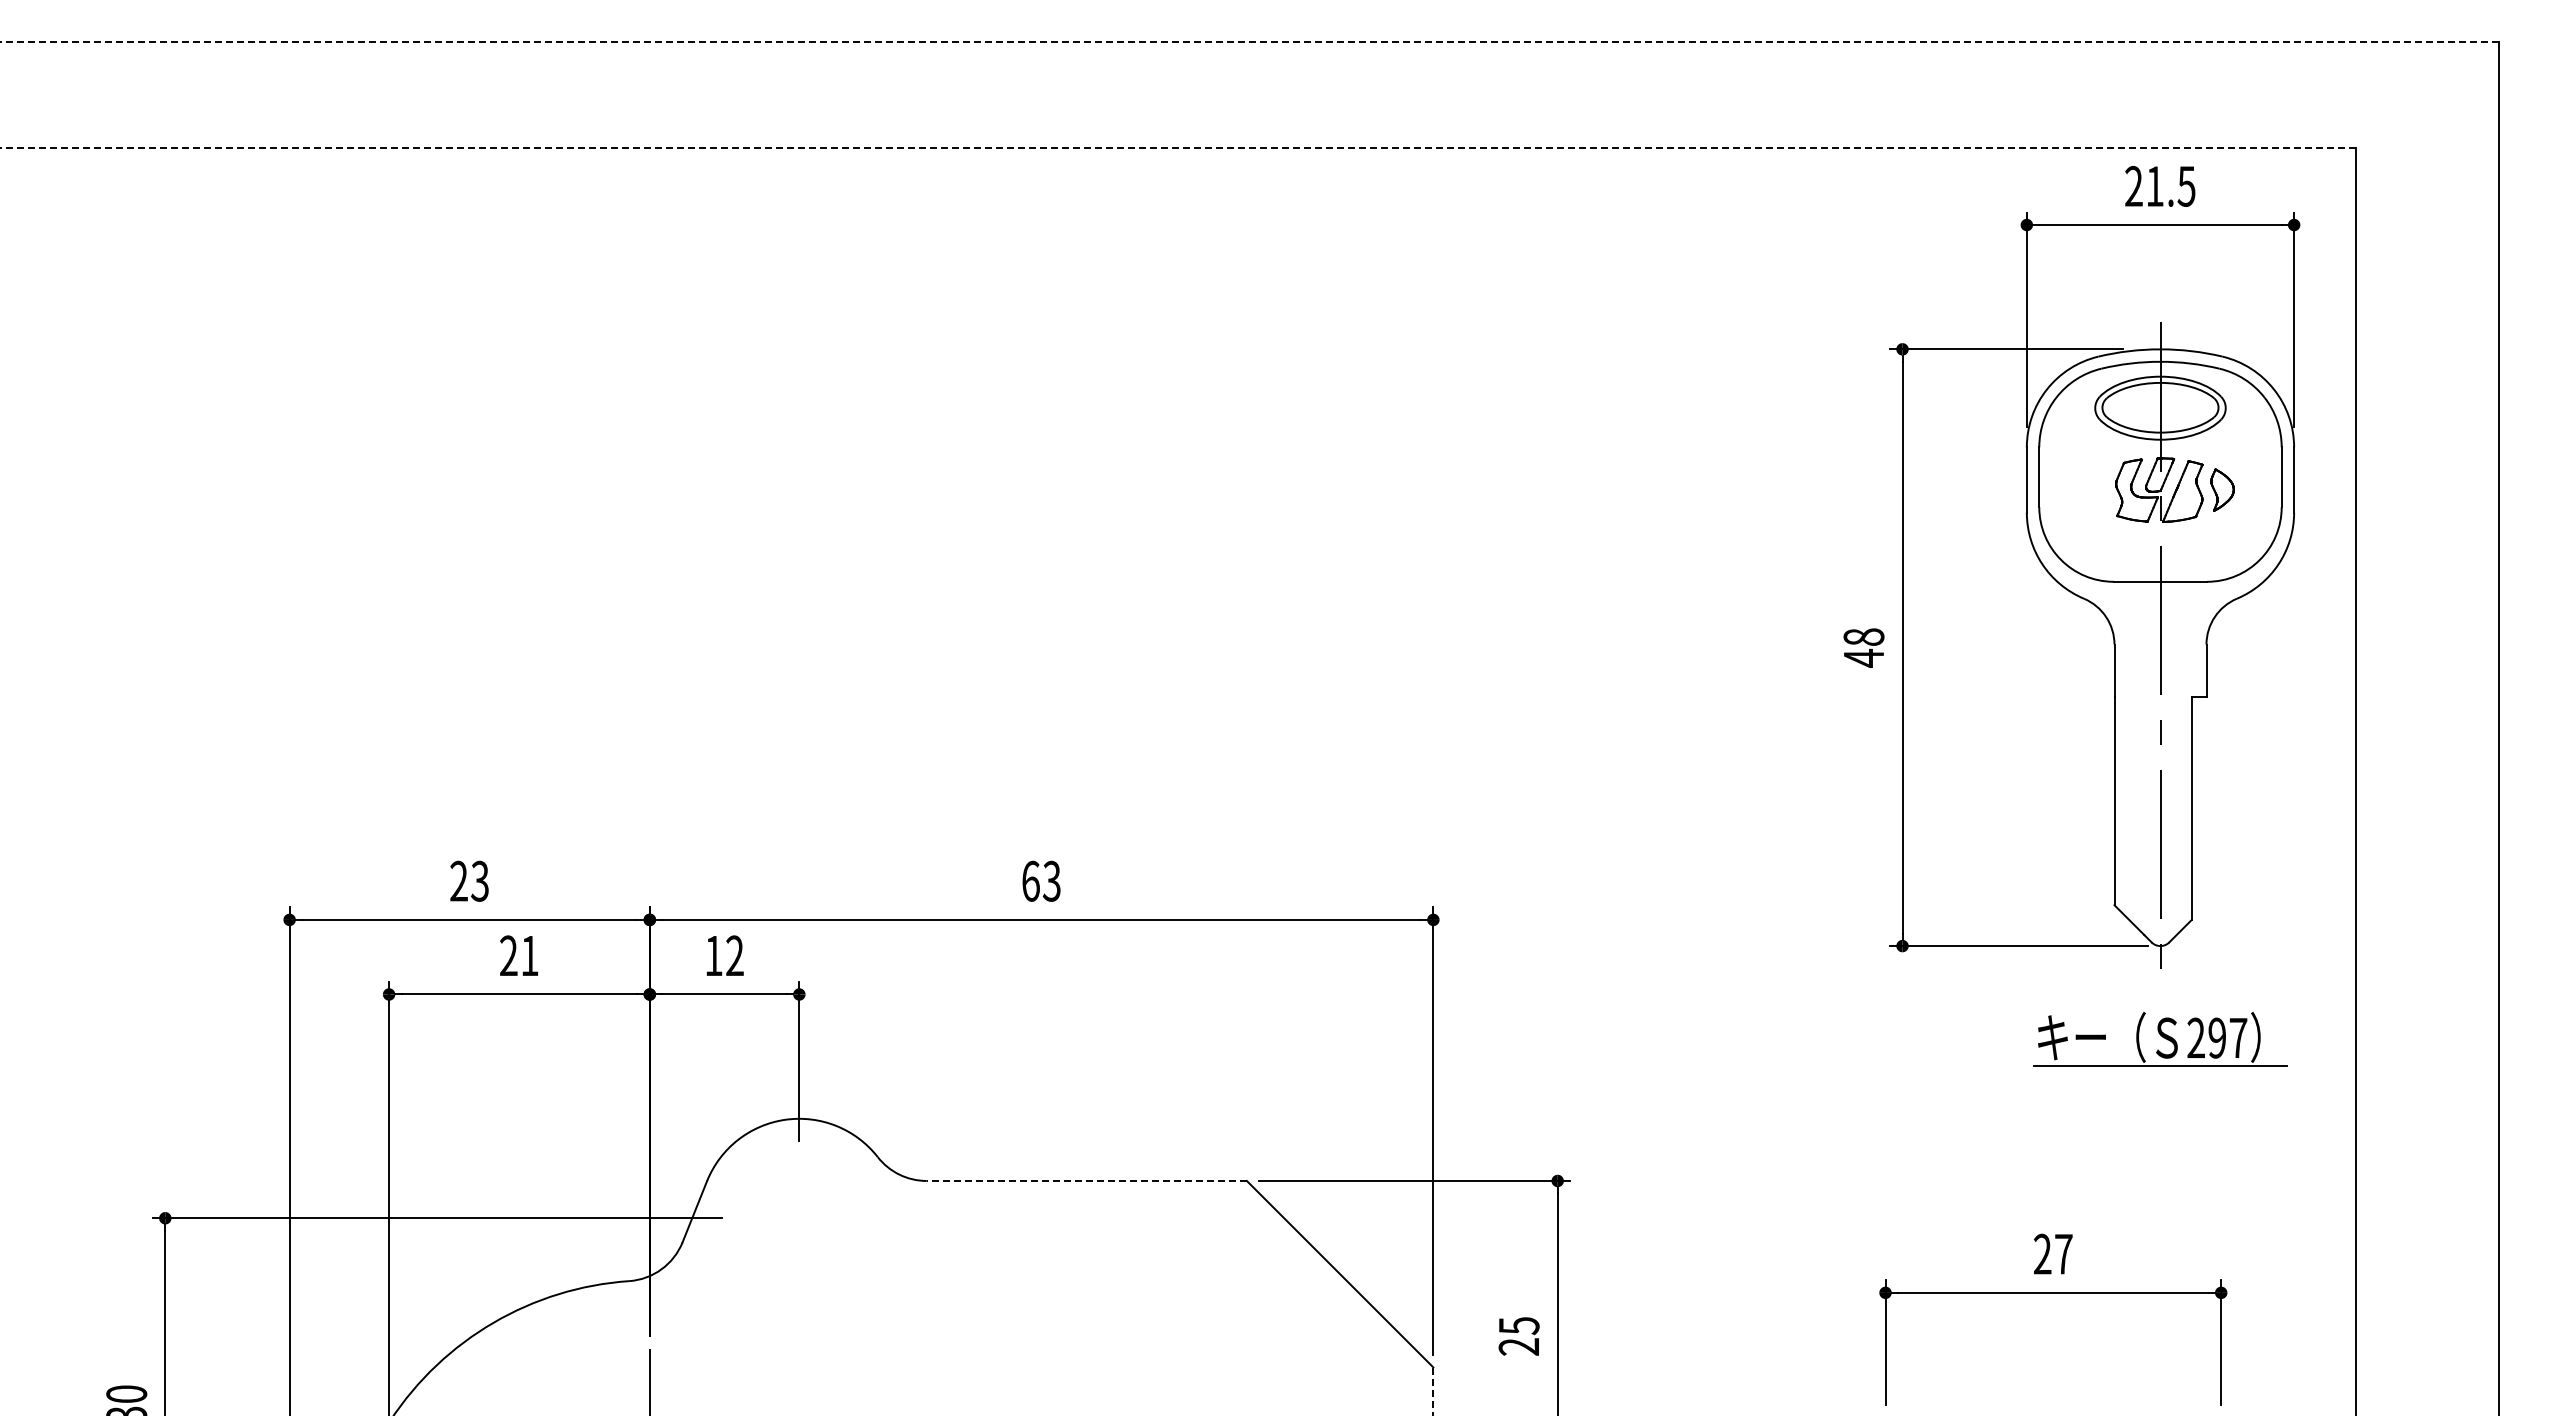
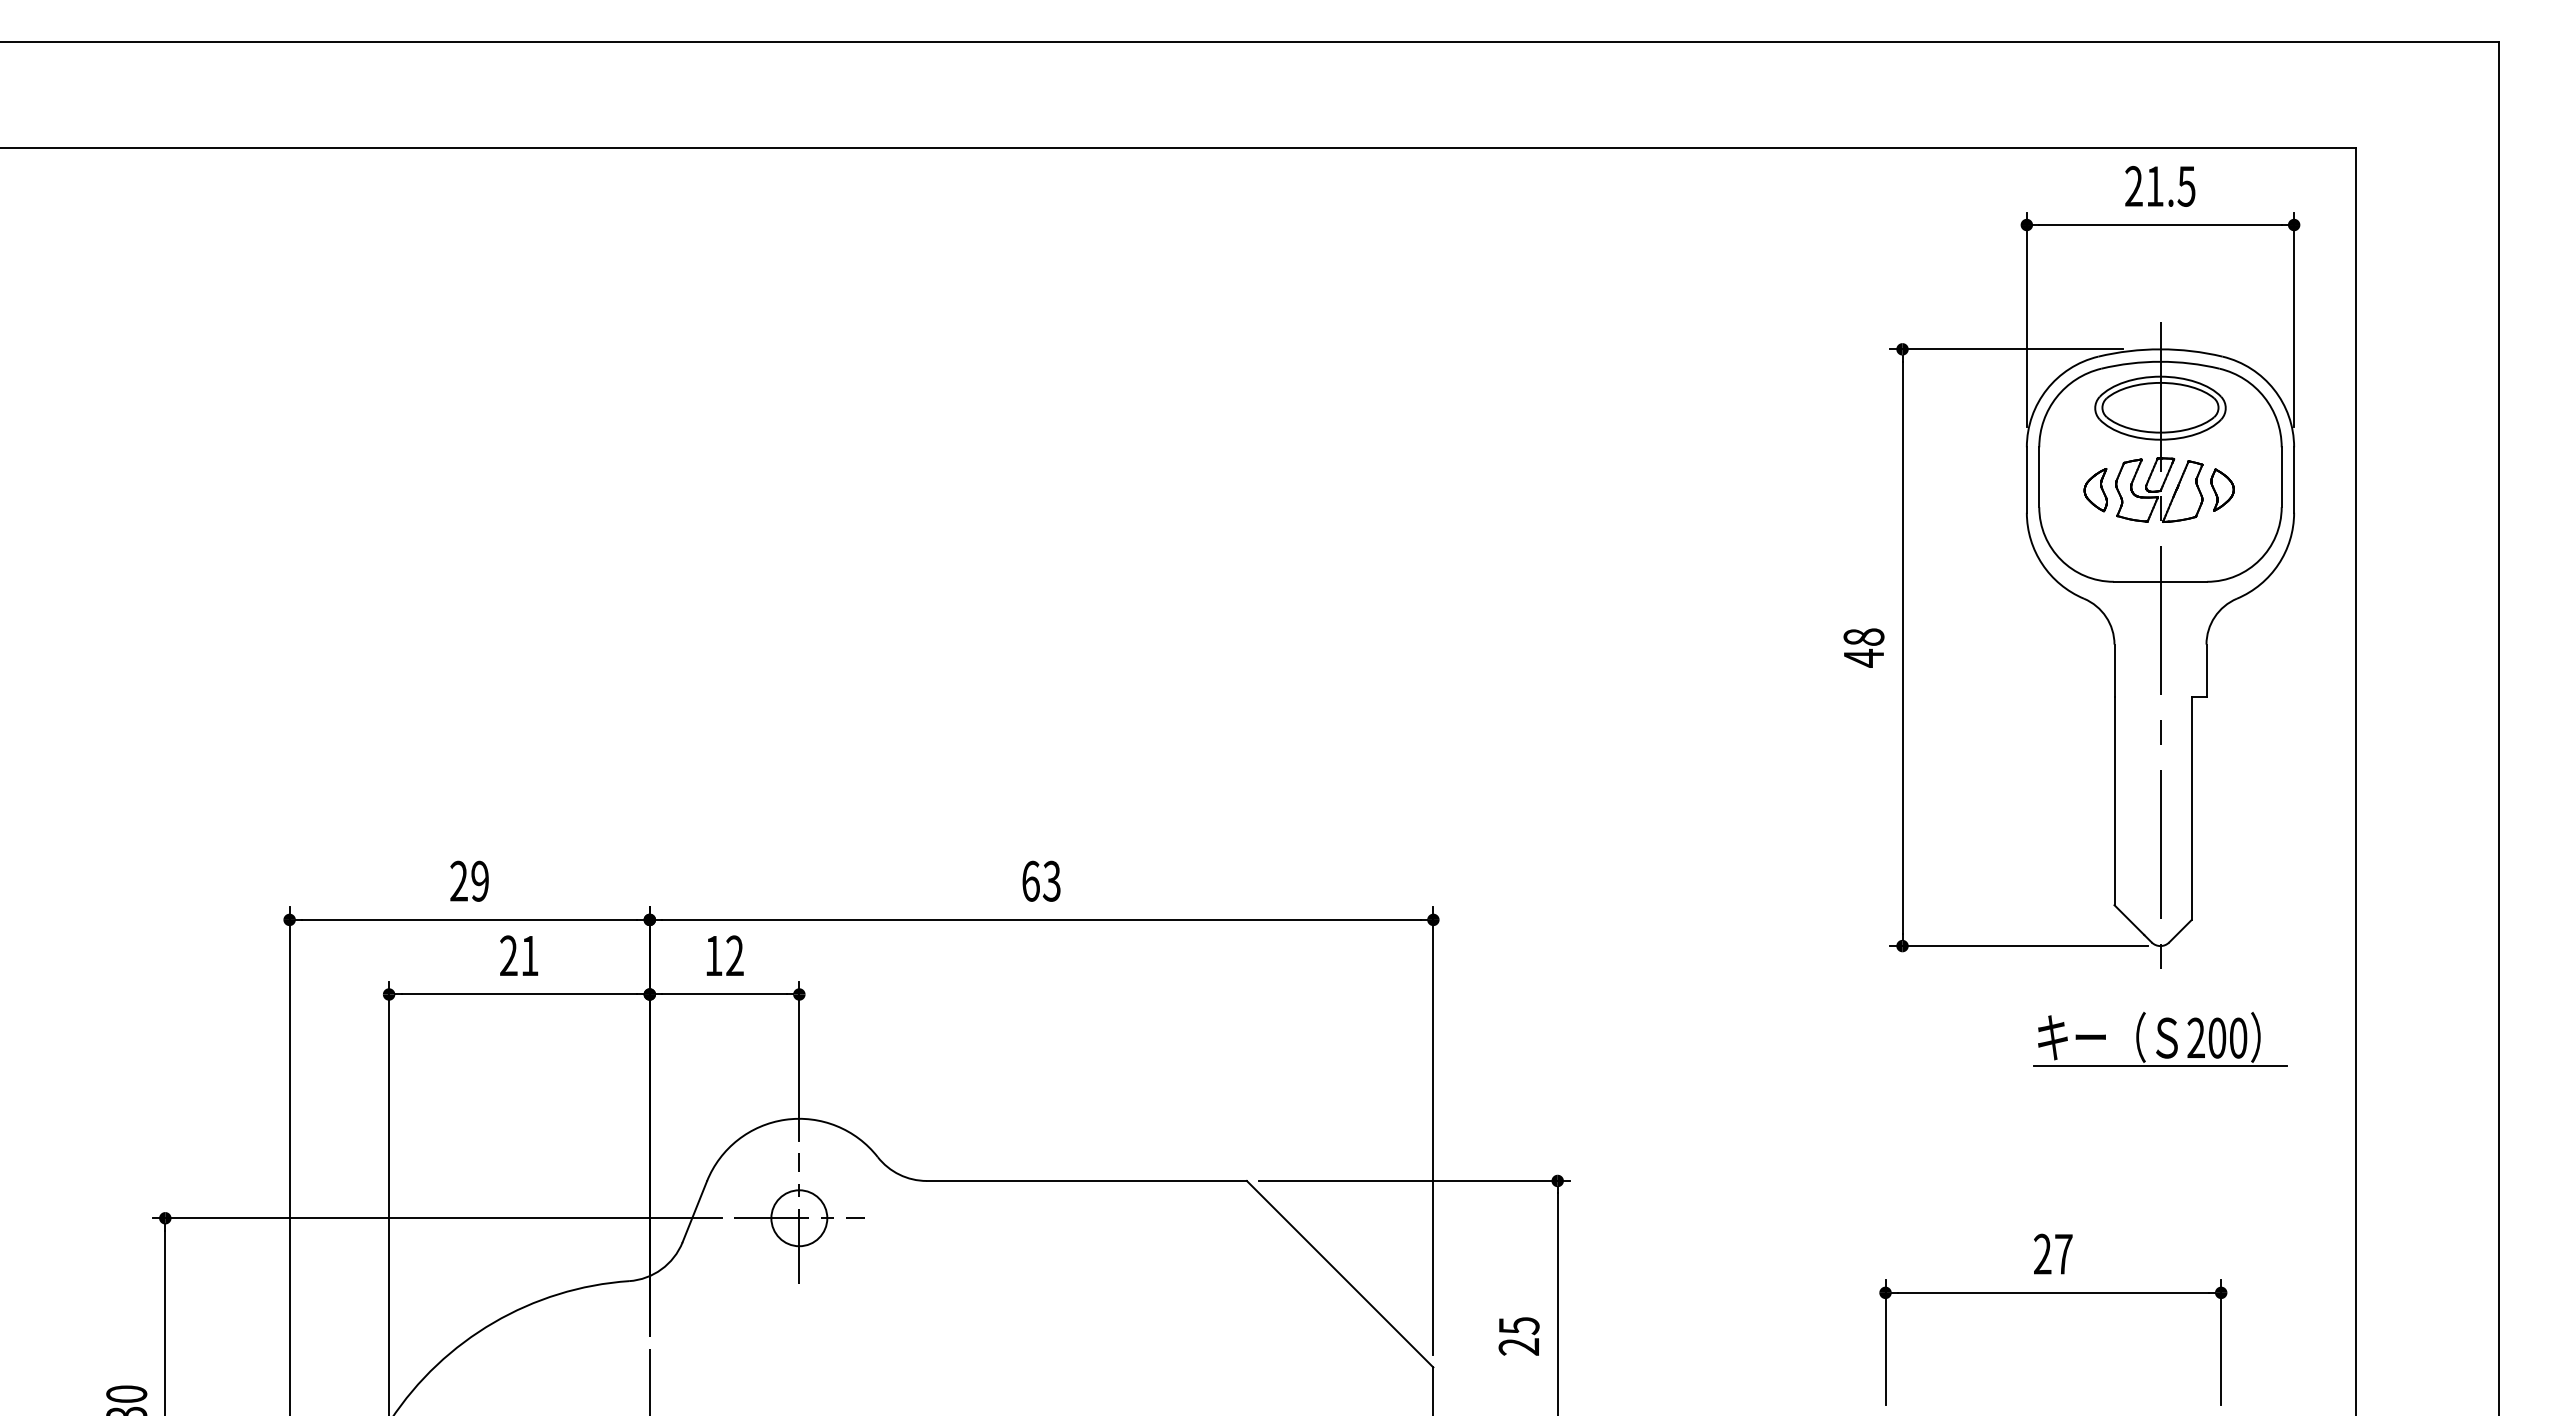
line: dashed -> solid (1249, 42)
line: dashed -> solid (1177, 147)
part: none -> present (2095, 490)
text: 23 -> 29 (479, 881)
text: 297 -> 200 (2227, 1037)
line: dashed -> solid (1086, 1180)
part: none -> present (799, 1218)
line: dashed -> solid (1433, 1391)
